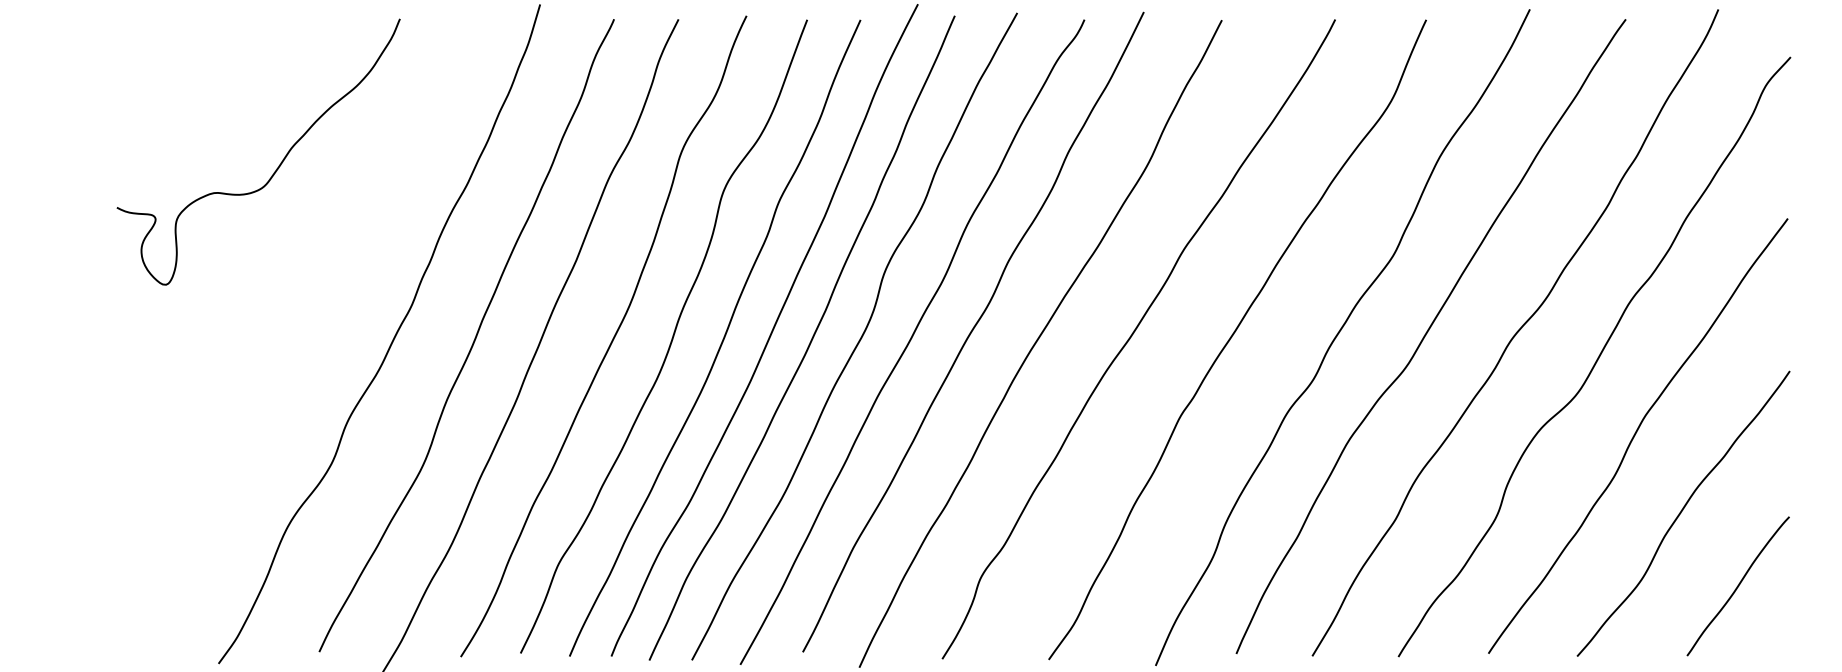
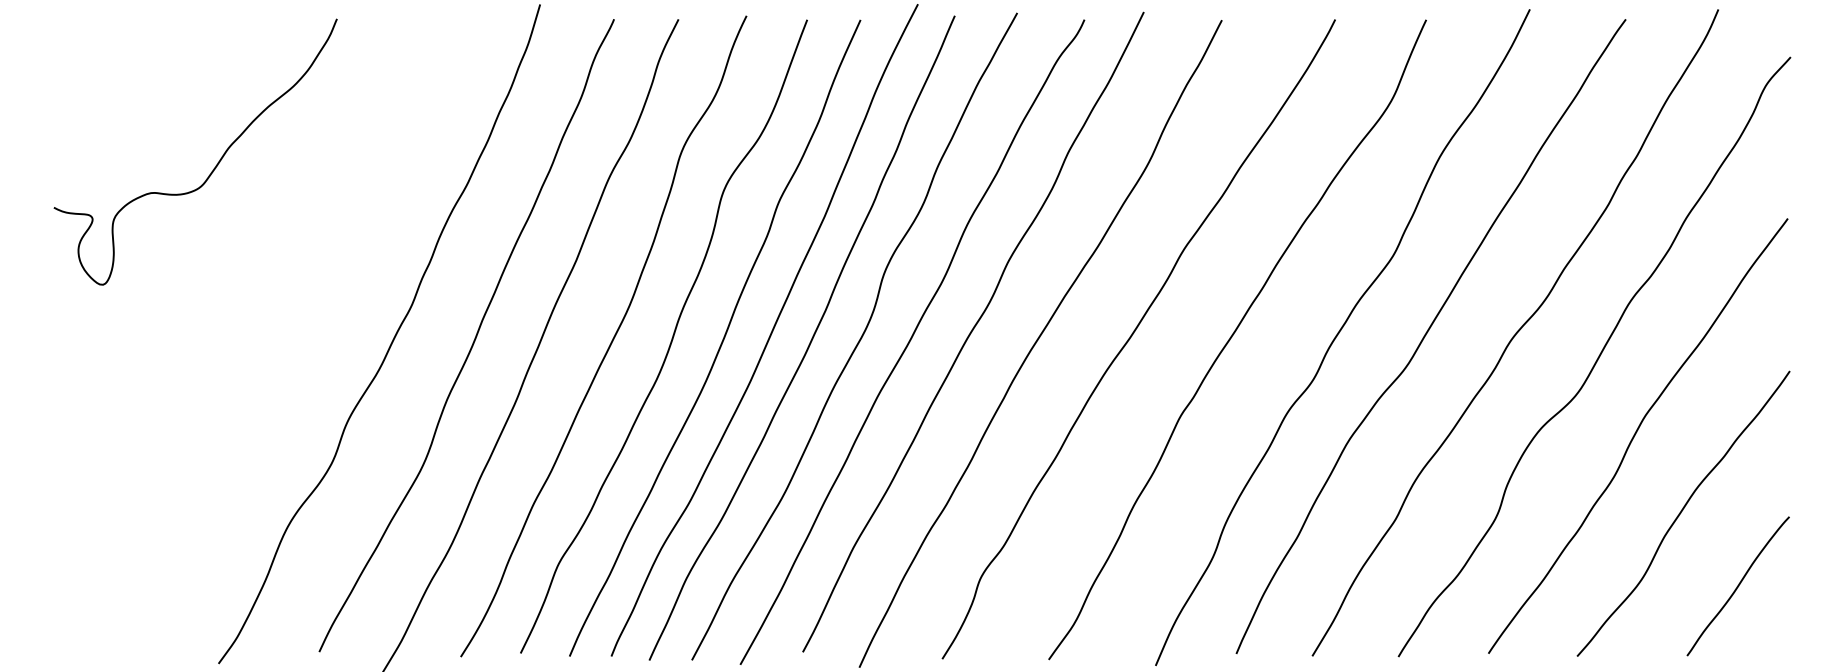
curve position: (278, 165) -> (215, 165) (215, 165)
